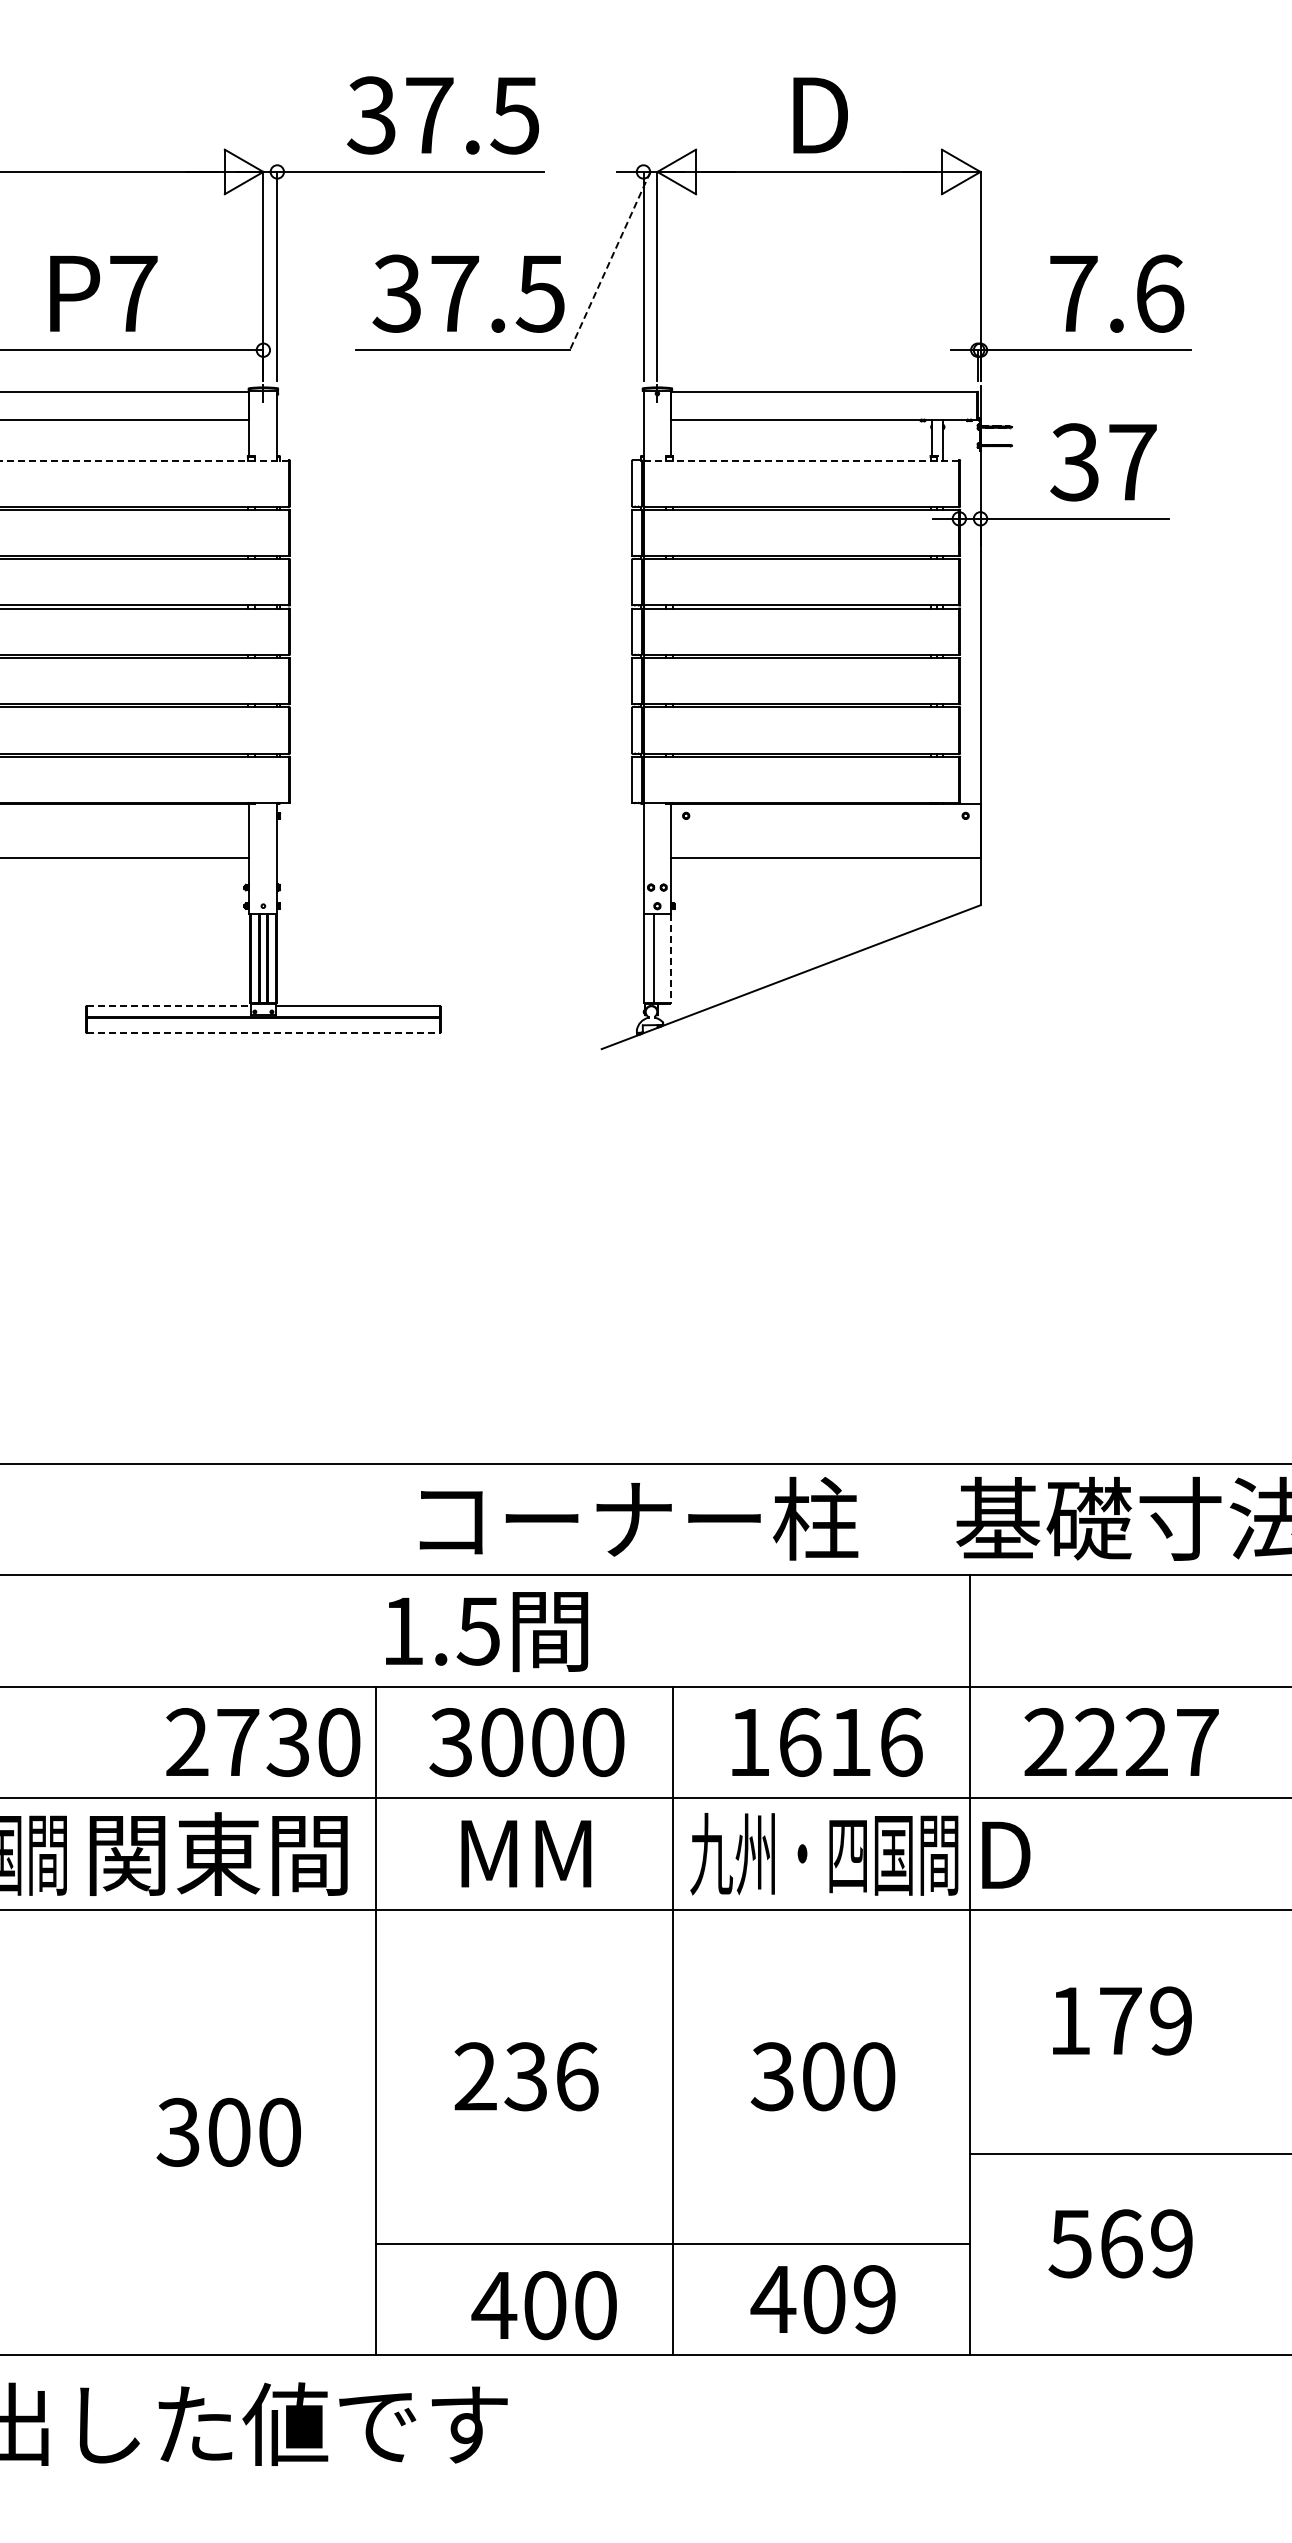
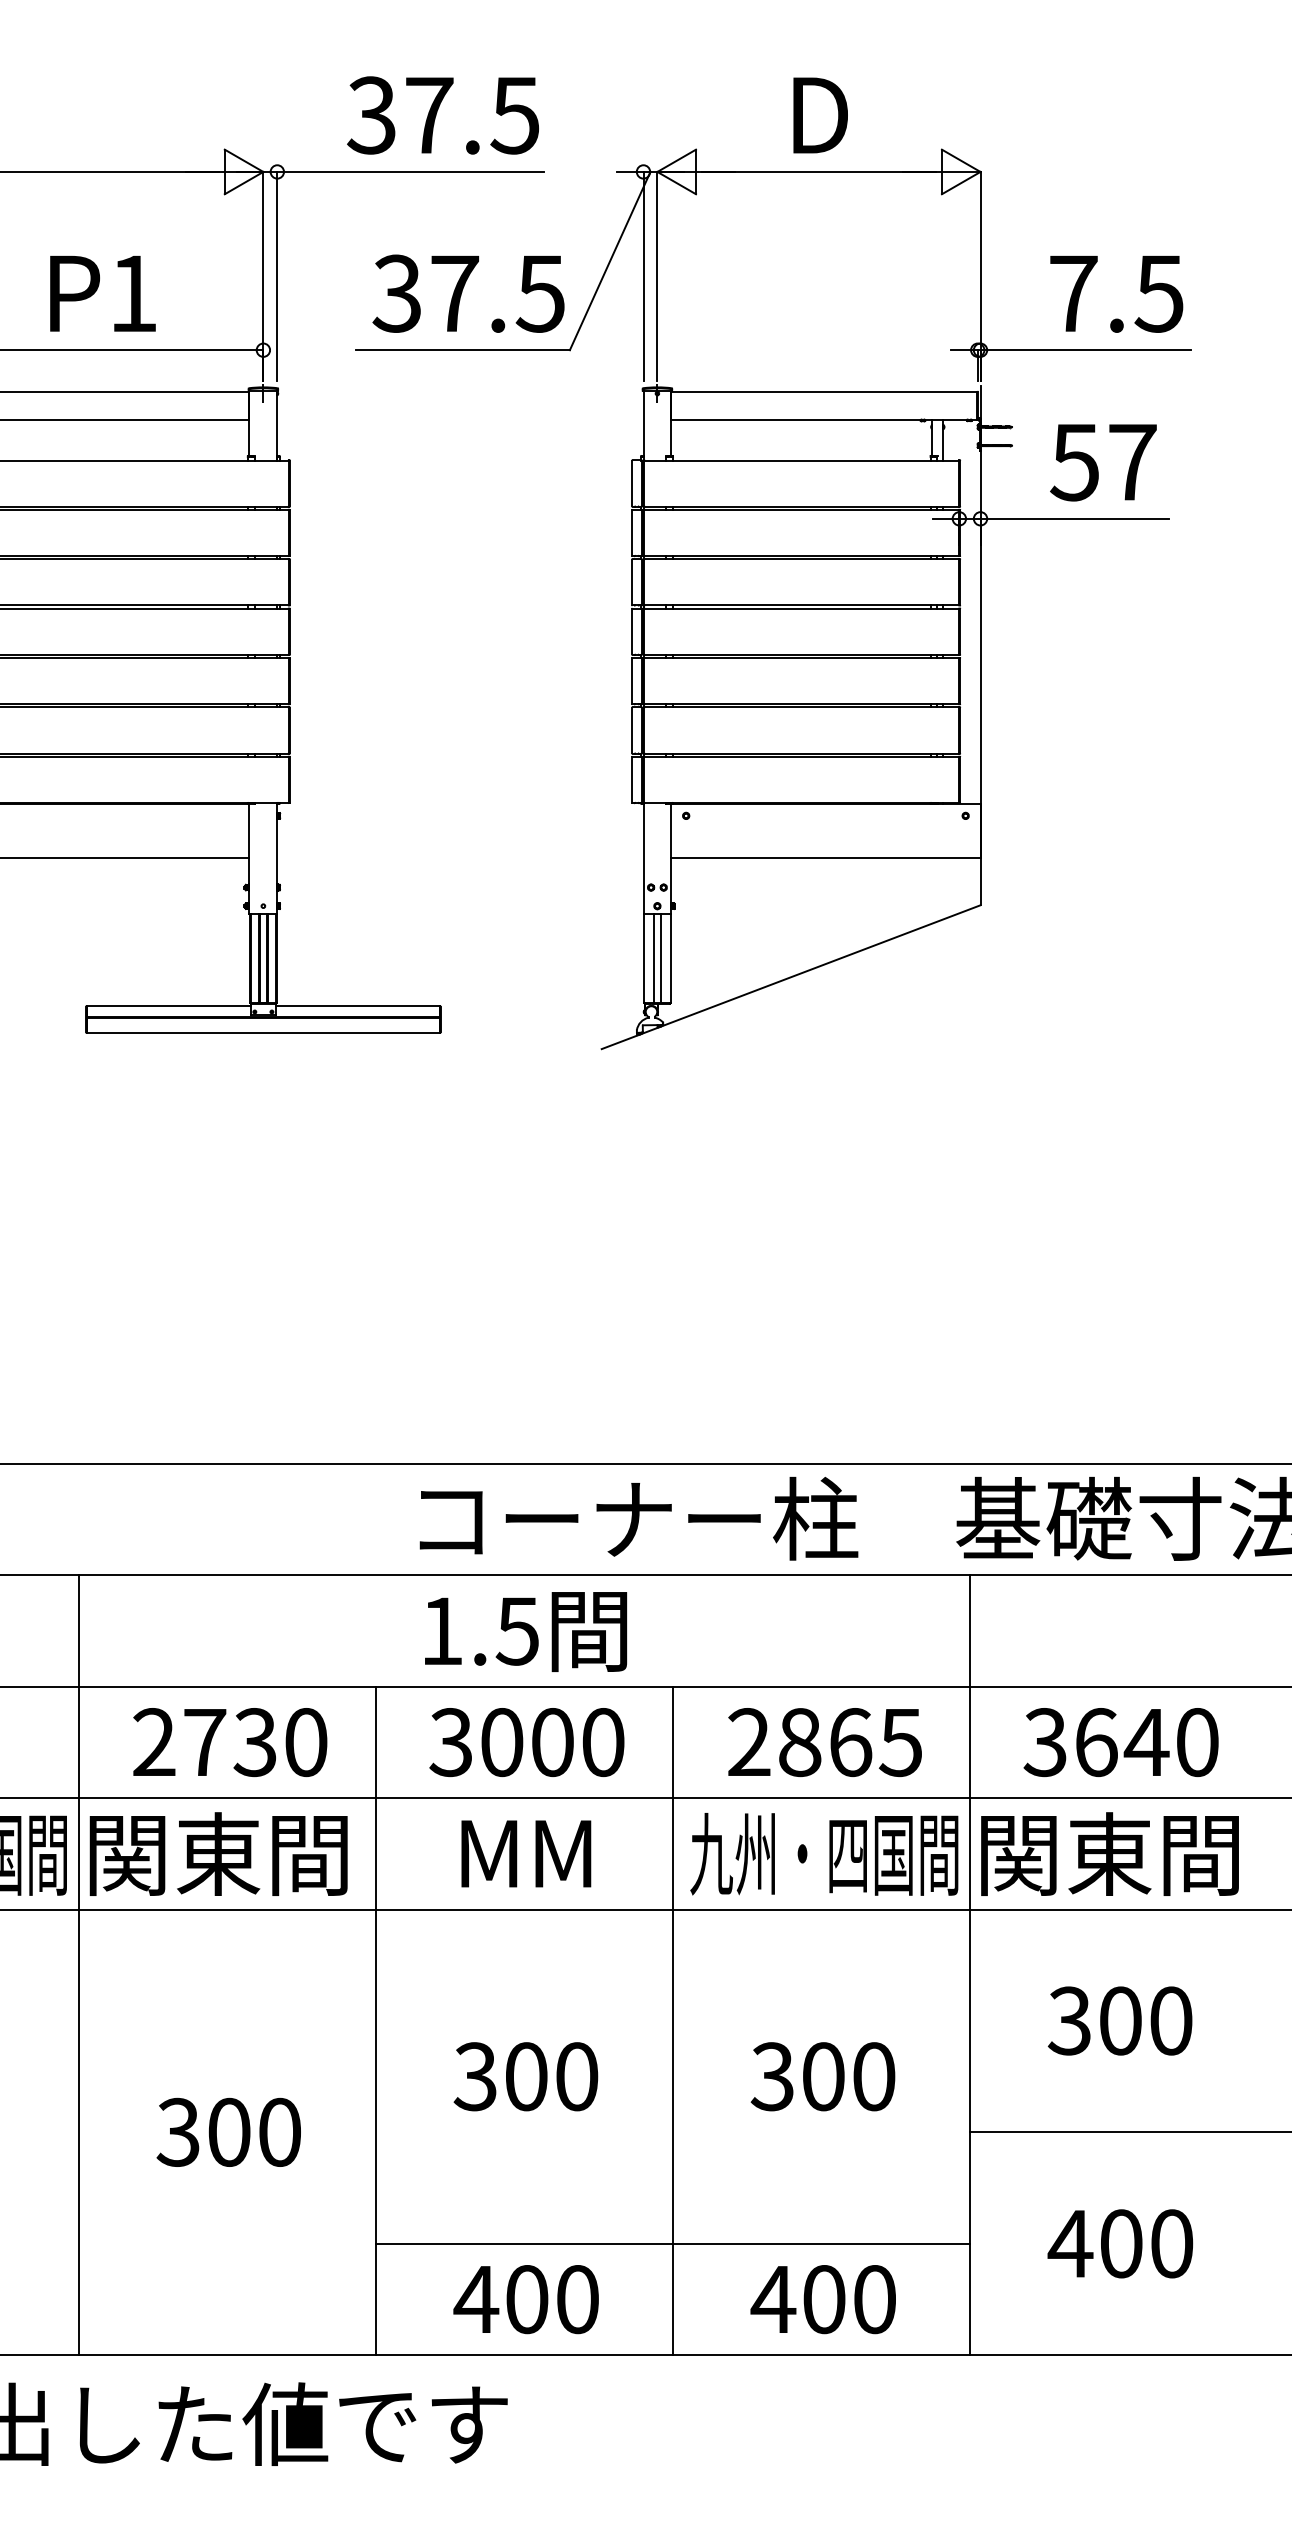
line: dashed -> solid (610, 261)
text: P7 -> P1 (133, 293)
text: 7.6 -> 7.5 (1159, 293)
line: dashed -> solid (144, 460)
line: dashed -> solid (801, 460)
text: 37 -> 57 (1074, 462)
line: none -> present (660, 958)
line: dashed -> solid (670, 958)
line: dashed -> solid (169, 1006)
line: dashed -> solid (263, 1032)
text position: (487, 1631) -> (526, 1631) (526, 1631)
text position: (263, 1742) -> (230, 1742) (230, 1742)
text: 1616 -> 2865 (825, 1742)
text: 2227 -> 3640 (1120, 1742)
text: D -> 関東間 (1109, 1853)
line: none -> present (78, 1965)
text: 179 -> 300 (1119, 2020)
text: 236 -> 300 (525, 2076)
line position: (1129, 2154) -> (1129, 2132) (1129, 2132)
text: 569 -> 400 (1120, 2243)
text: 409 -> 400 (874, 2299)
text position: (543, 2305) -> (525, 2299) (525, 2299)
